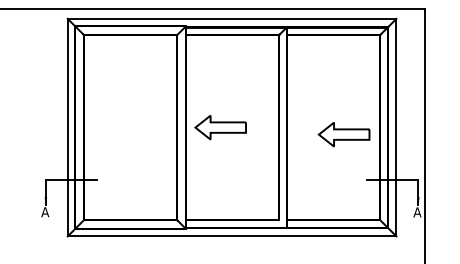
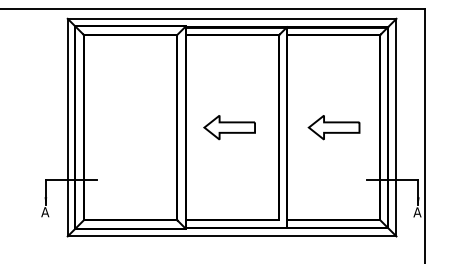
part position: (220, 127) -> (229, 127) (229, 127)
part position: (343, 134) -> (333, 127) (333, 127)
